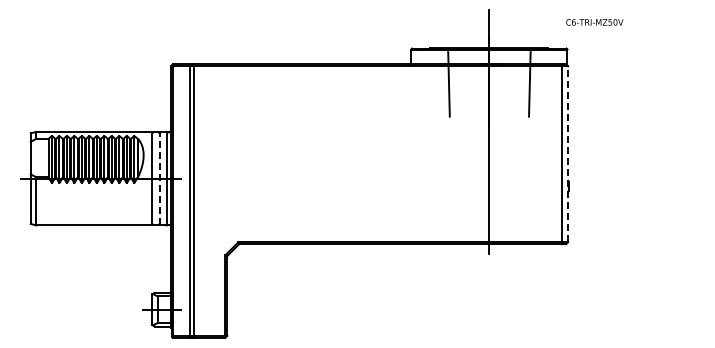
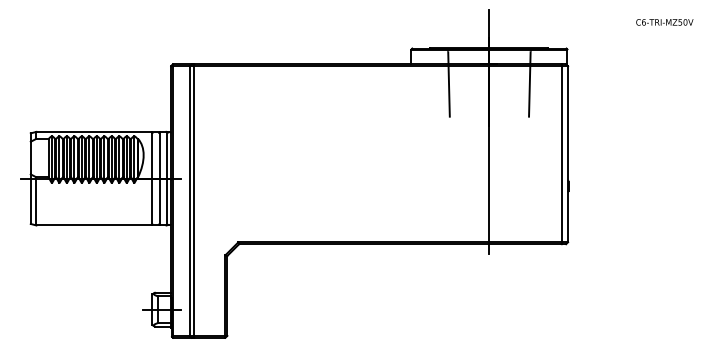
text position: (594, 22) -> (664, 22) (664, 22)
line: dashed -> solid (568, 154)
line: dashed -> solid (159, 178)
